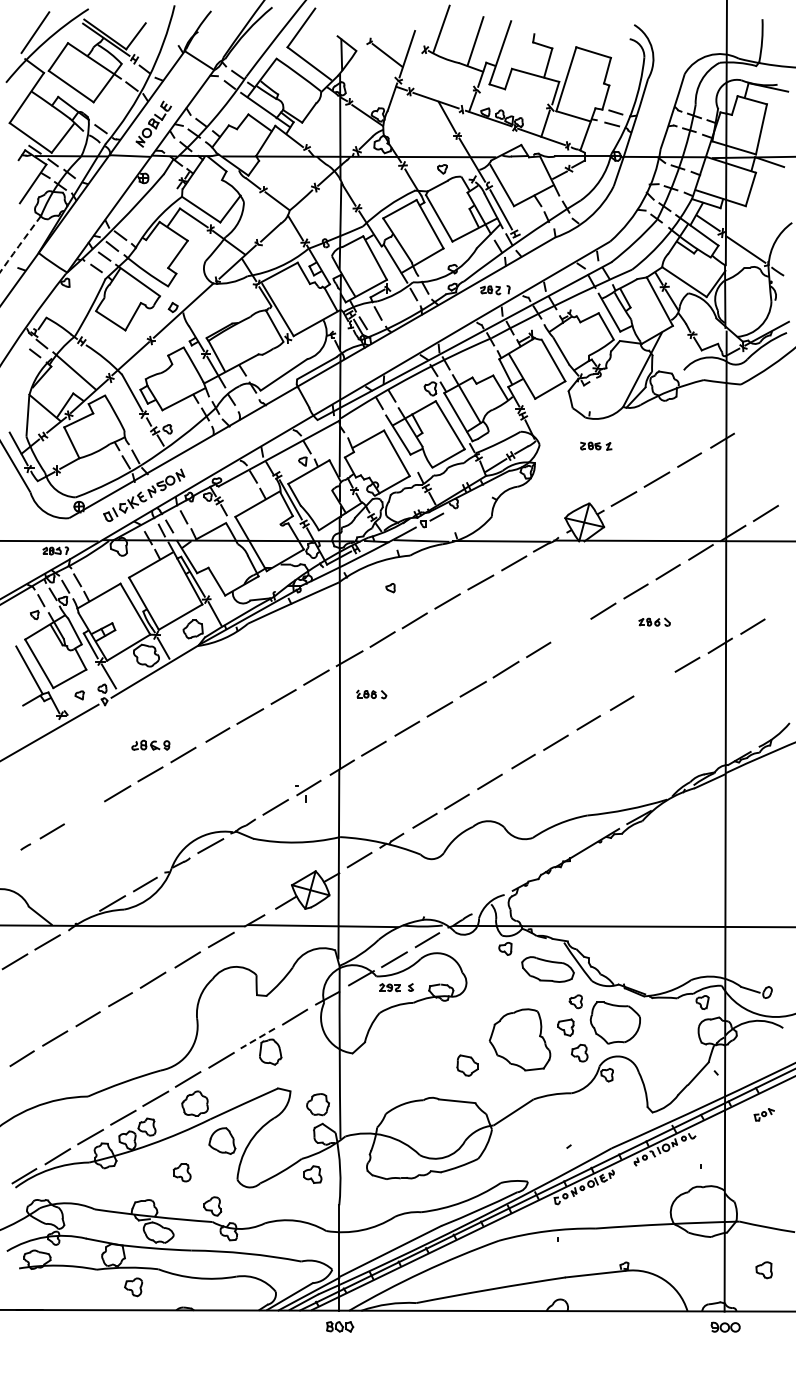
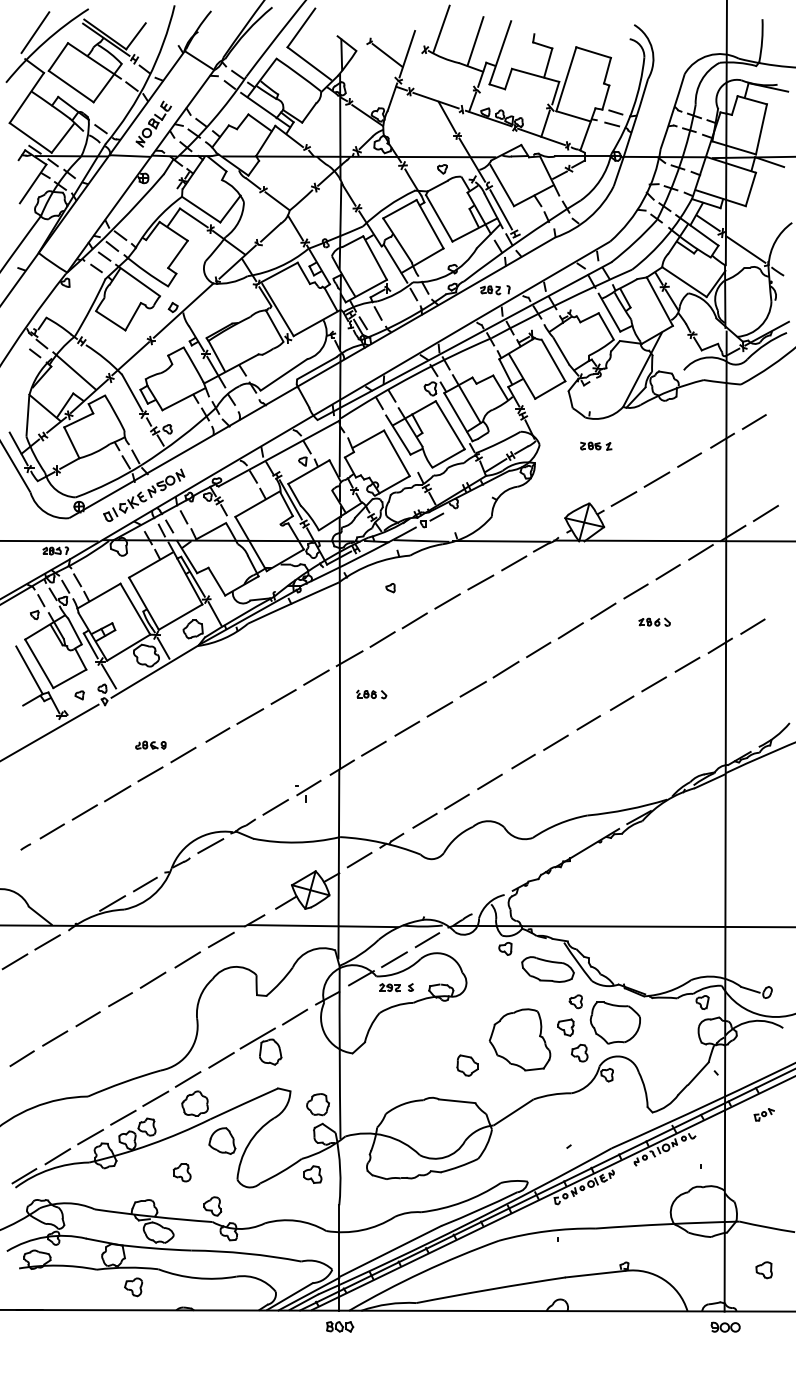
arc: dashed -> solid (20, 244)
line: none -> present (753, 421)
line: none -> present (570, 630)
line: none -> present (653, 684)
part size: 40x12 px -> 32x10 px (150, 744)
line: none -> present (84, 812)
line: dashed -> solid (257, 1038)
